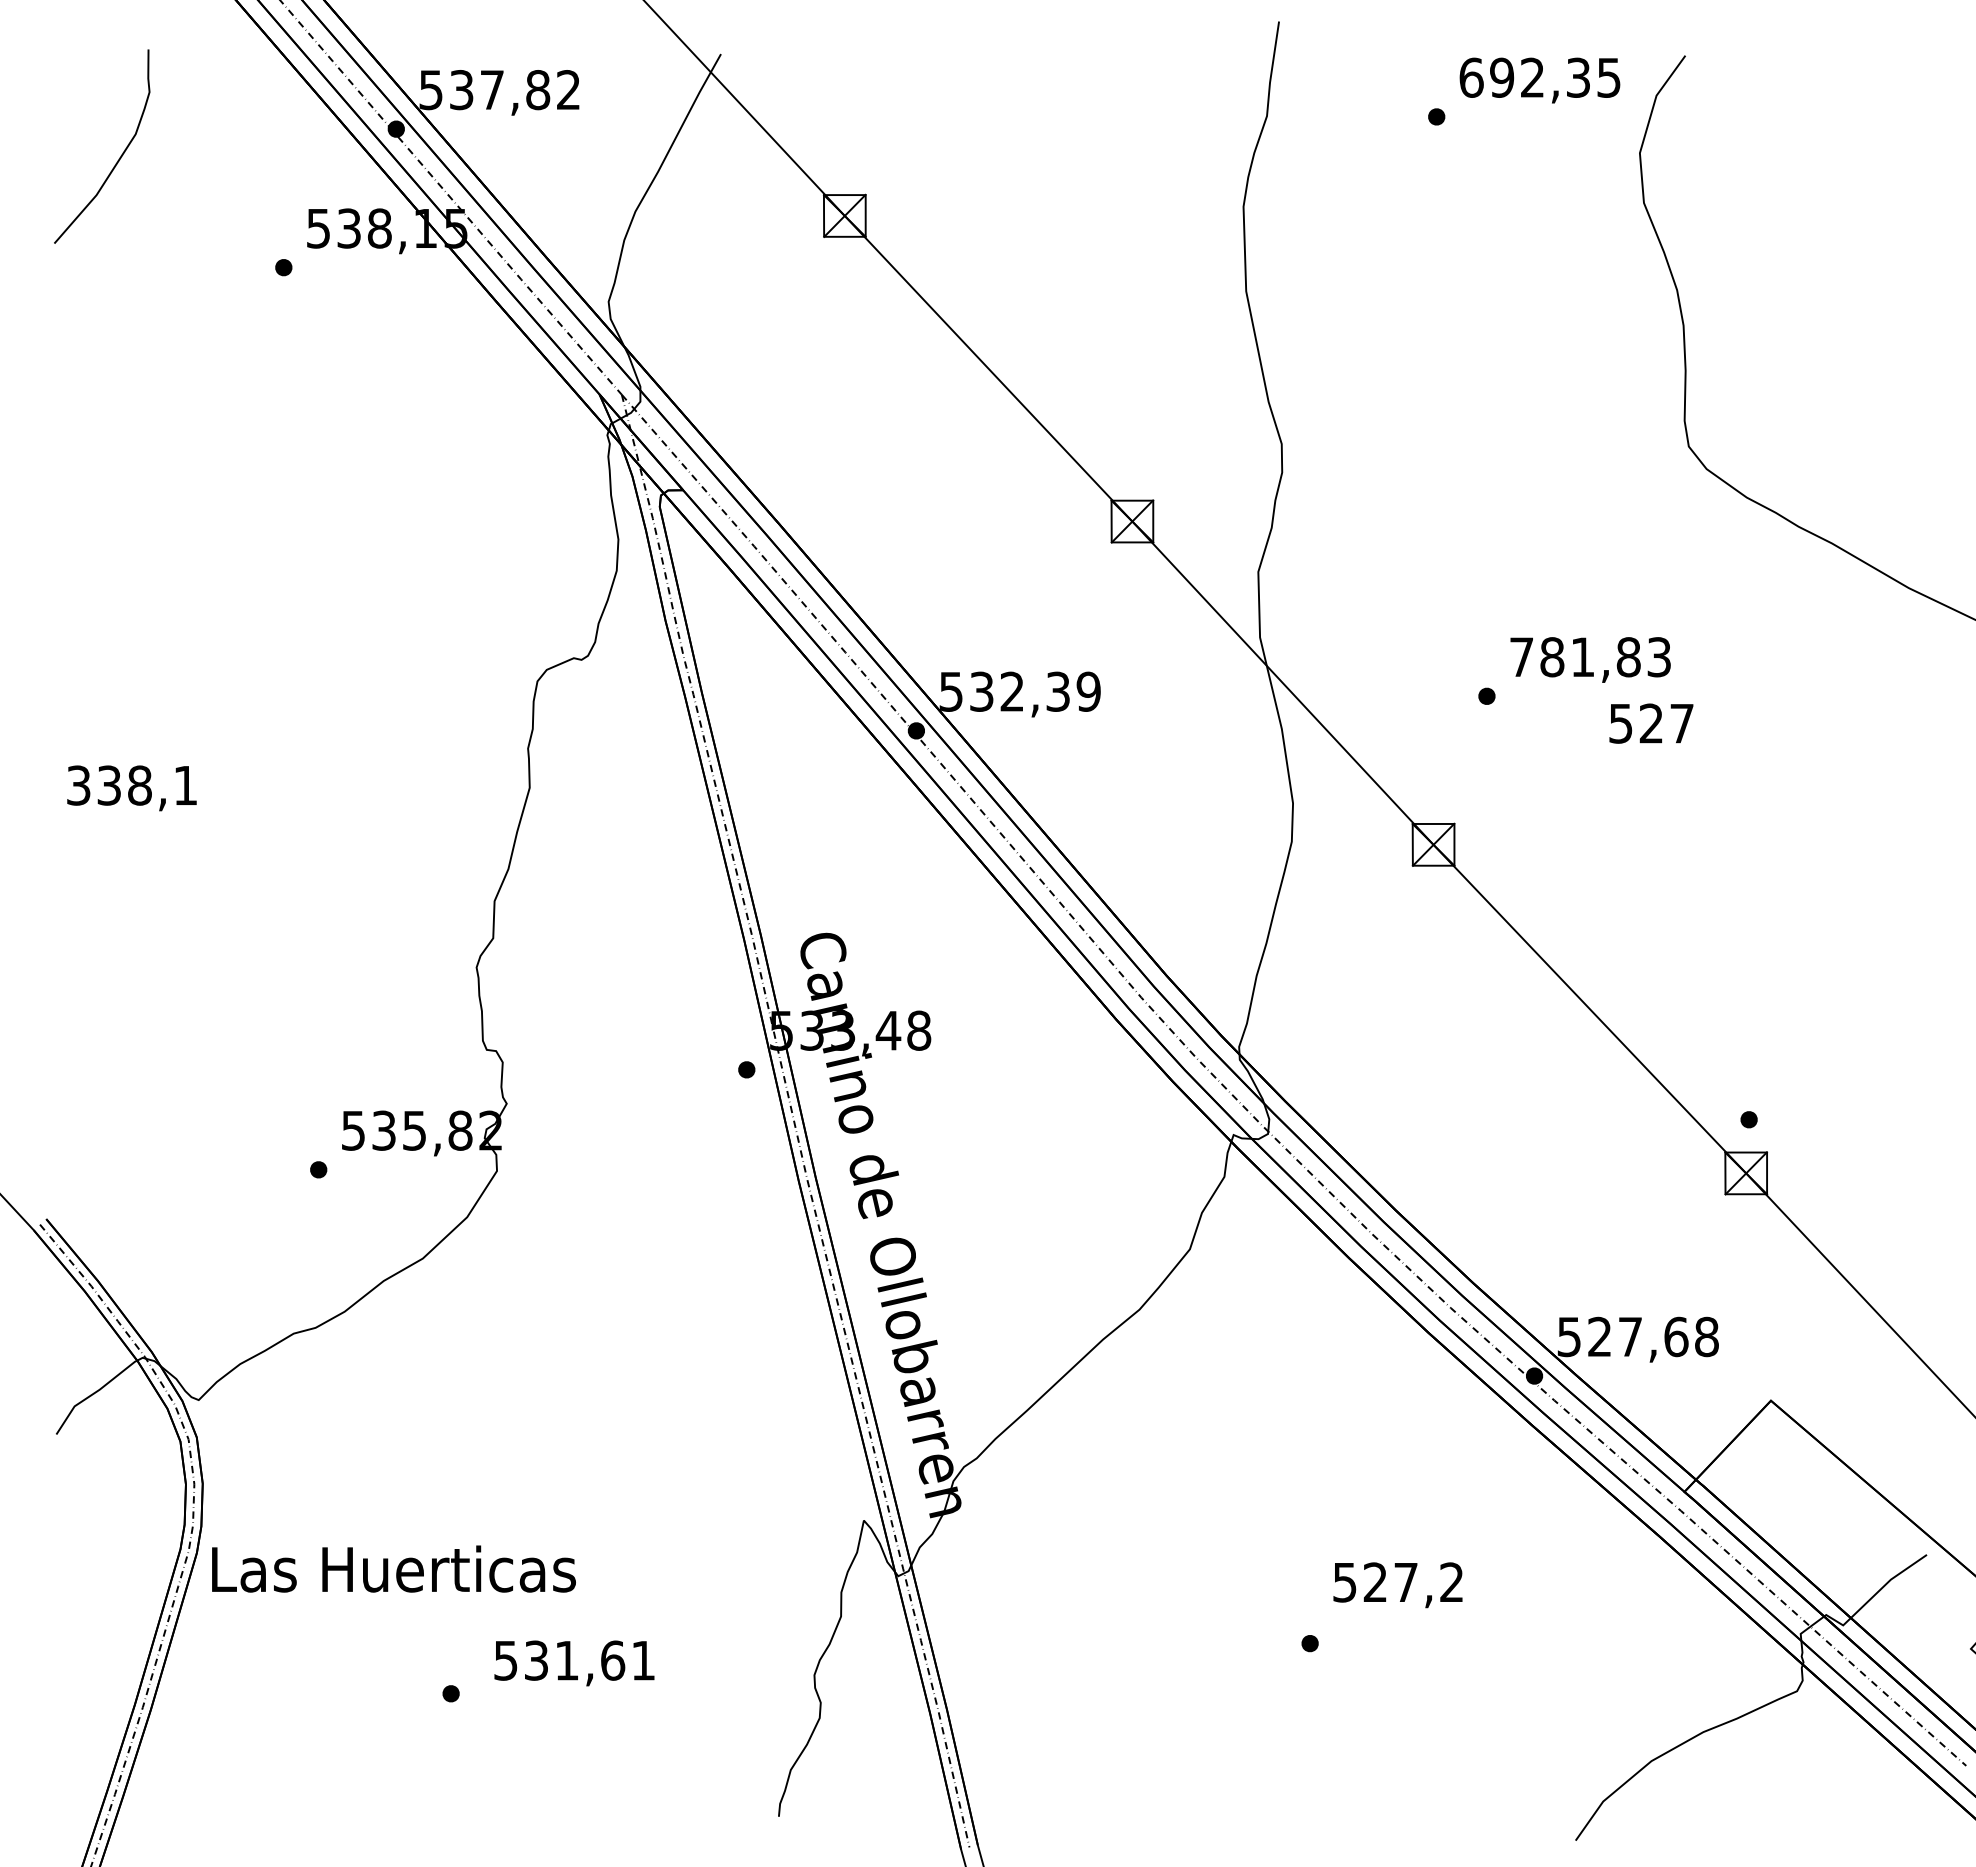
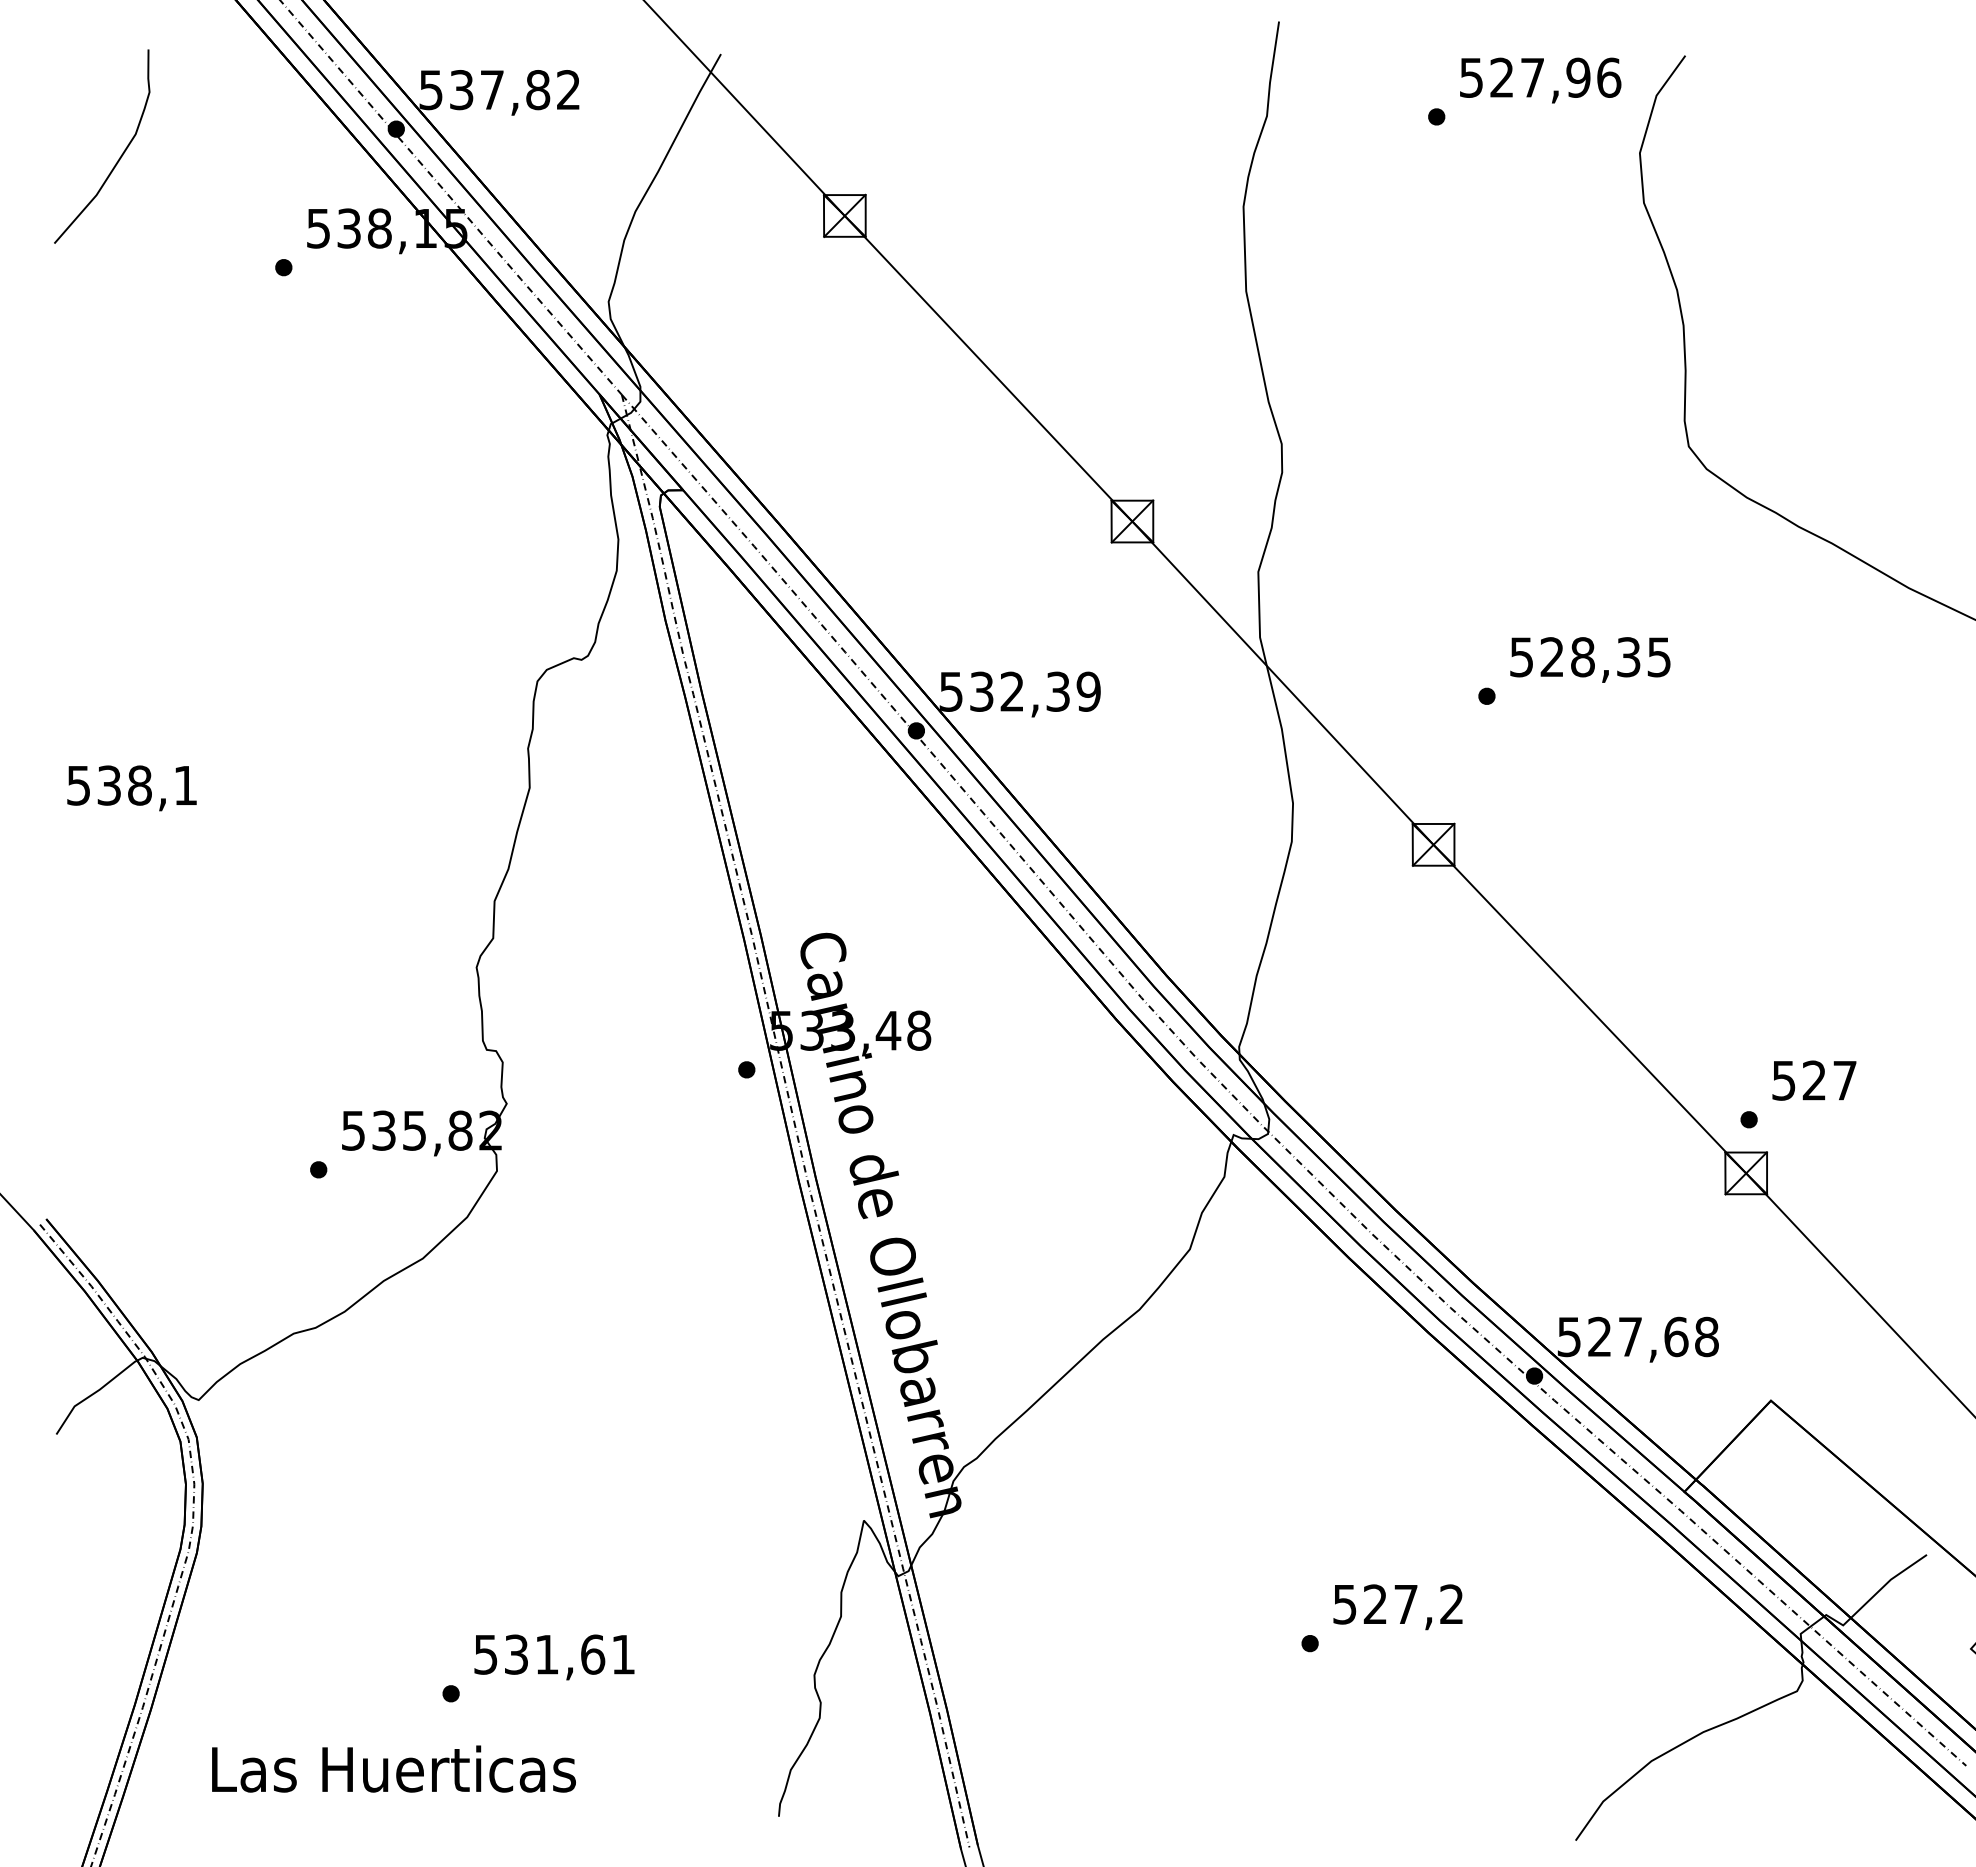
text: 692,35 -> 527,96 (1540, 77)
text: 781,83 -> 528,35 (1590, 657)
text position: (1651, 723) -> (1814, 1080) (1814, 1080)
text: 338,1 -> 538,1 (78, 785)
text position: (393, 1568) -> (393, 1768) (393, 1768)
text position: (1397, 1585) -> (1397, 1607) (1397, 1607)
text position: (574, 1663) -> (554, 1657) (554, 1657)
